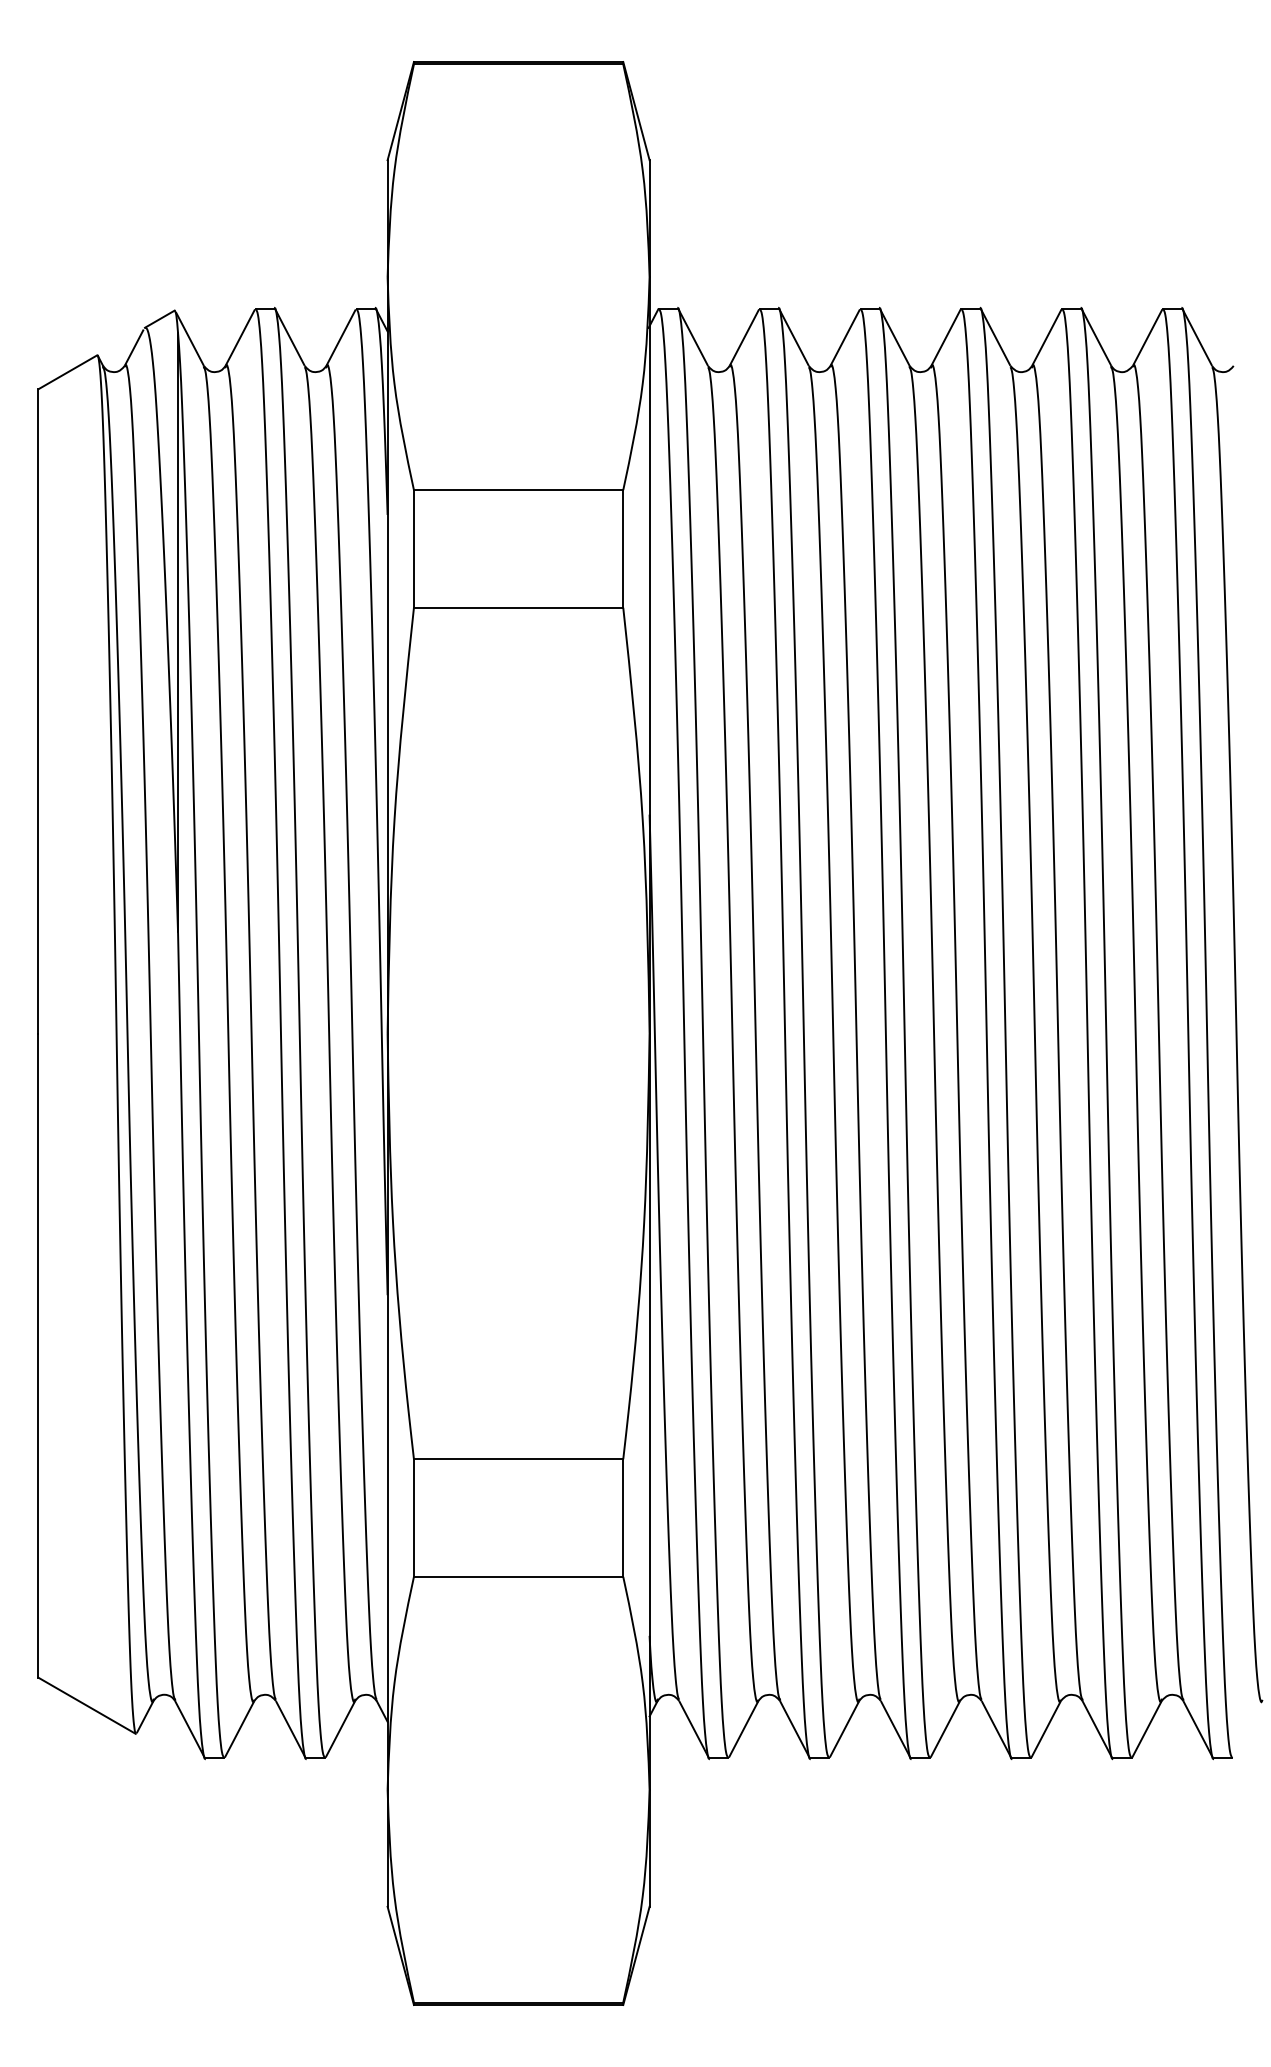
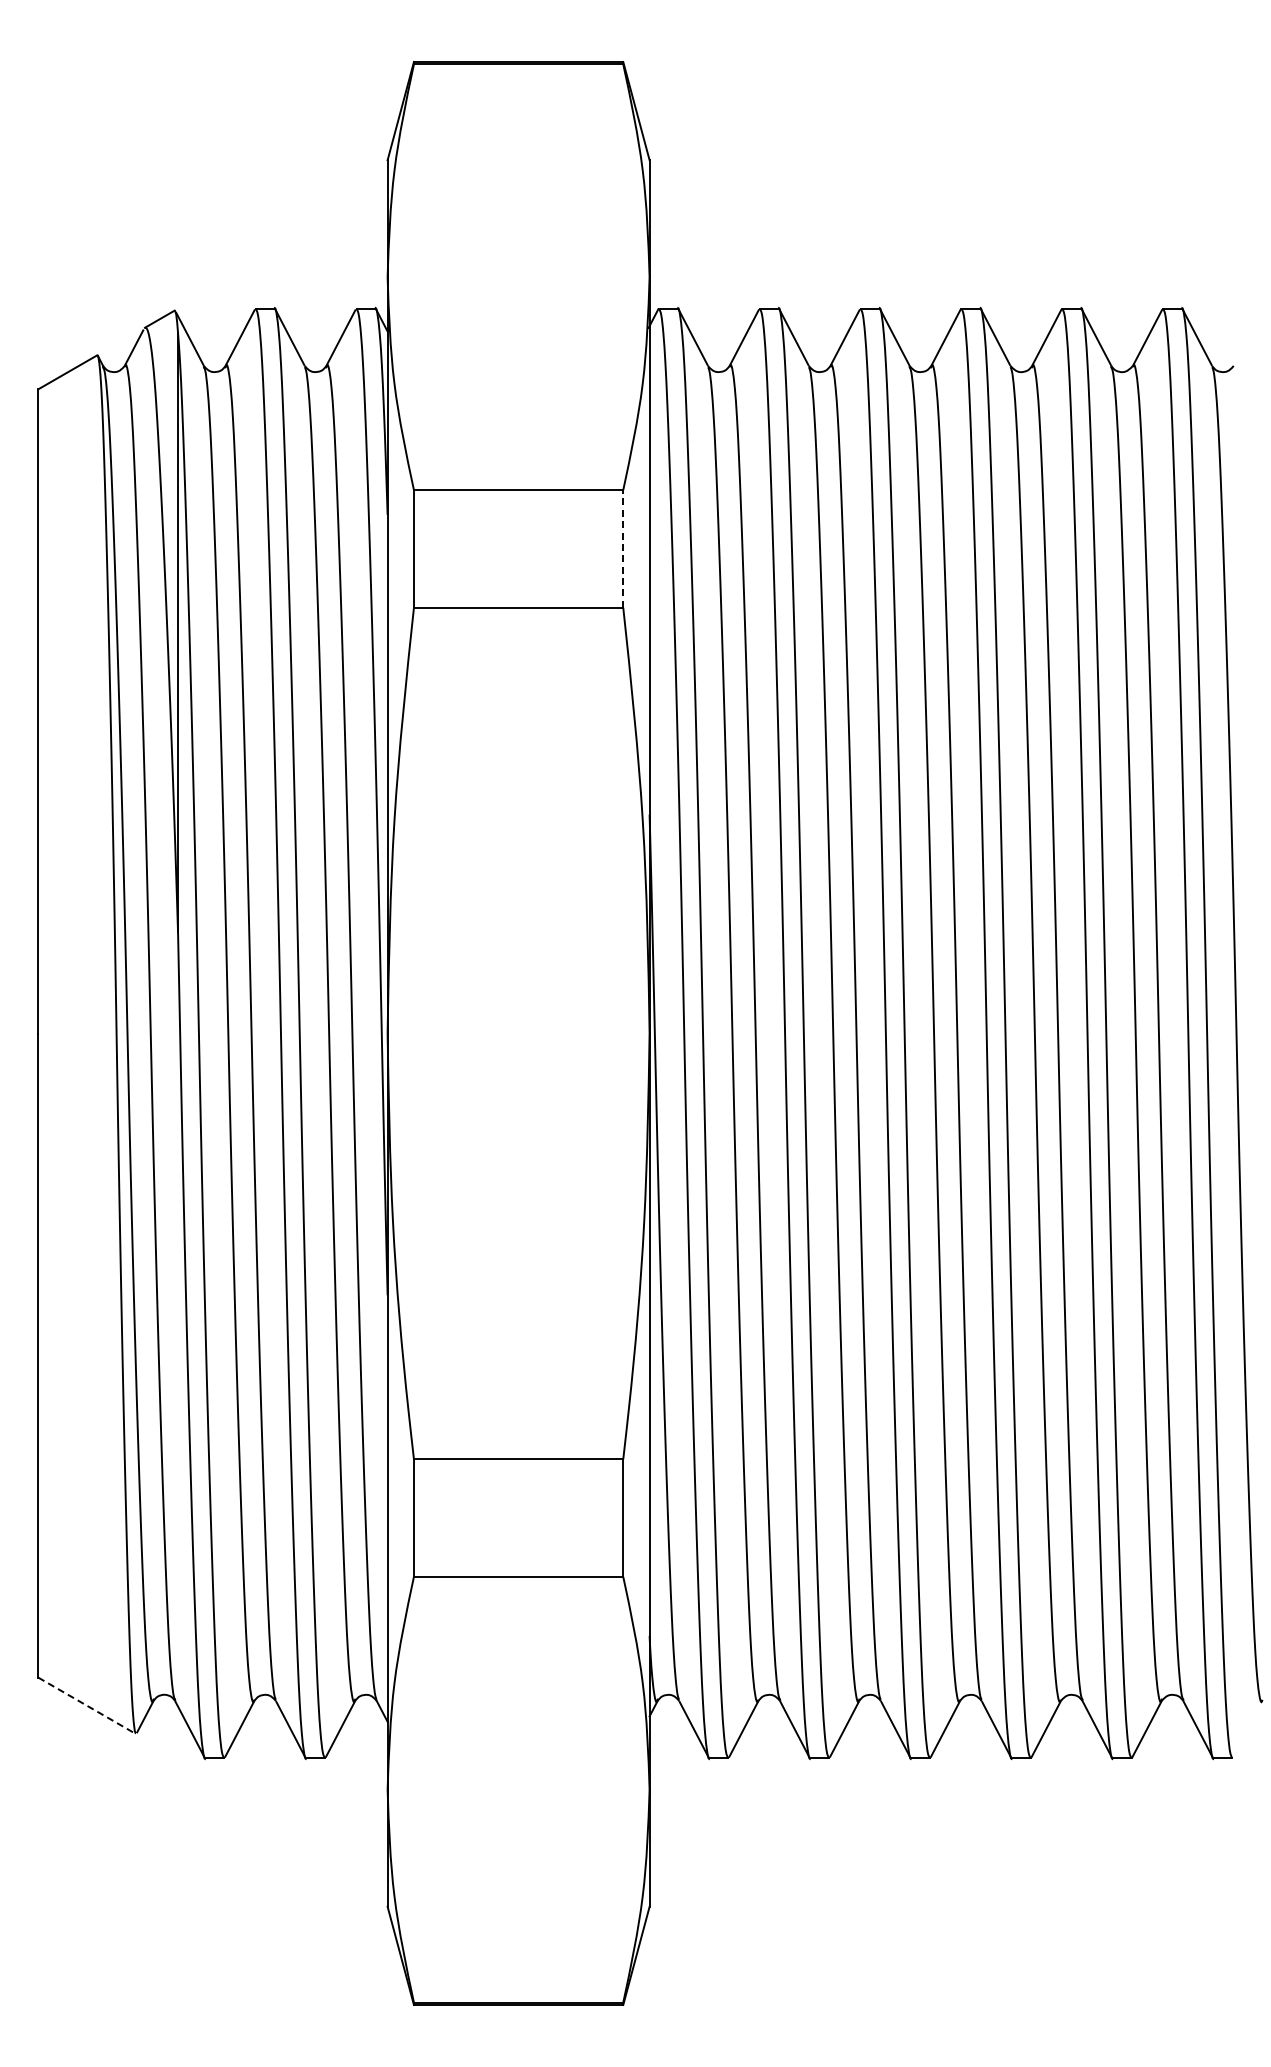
line: solid -> dashed (623, 548)
line: solid -> dashed (87, 1705)
